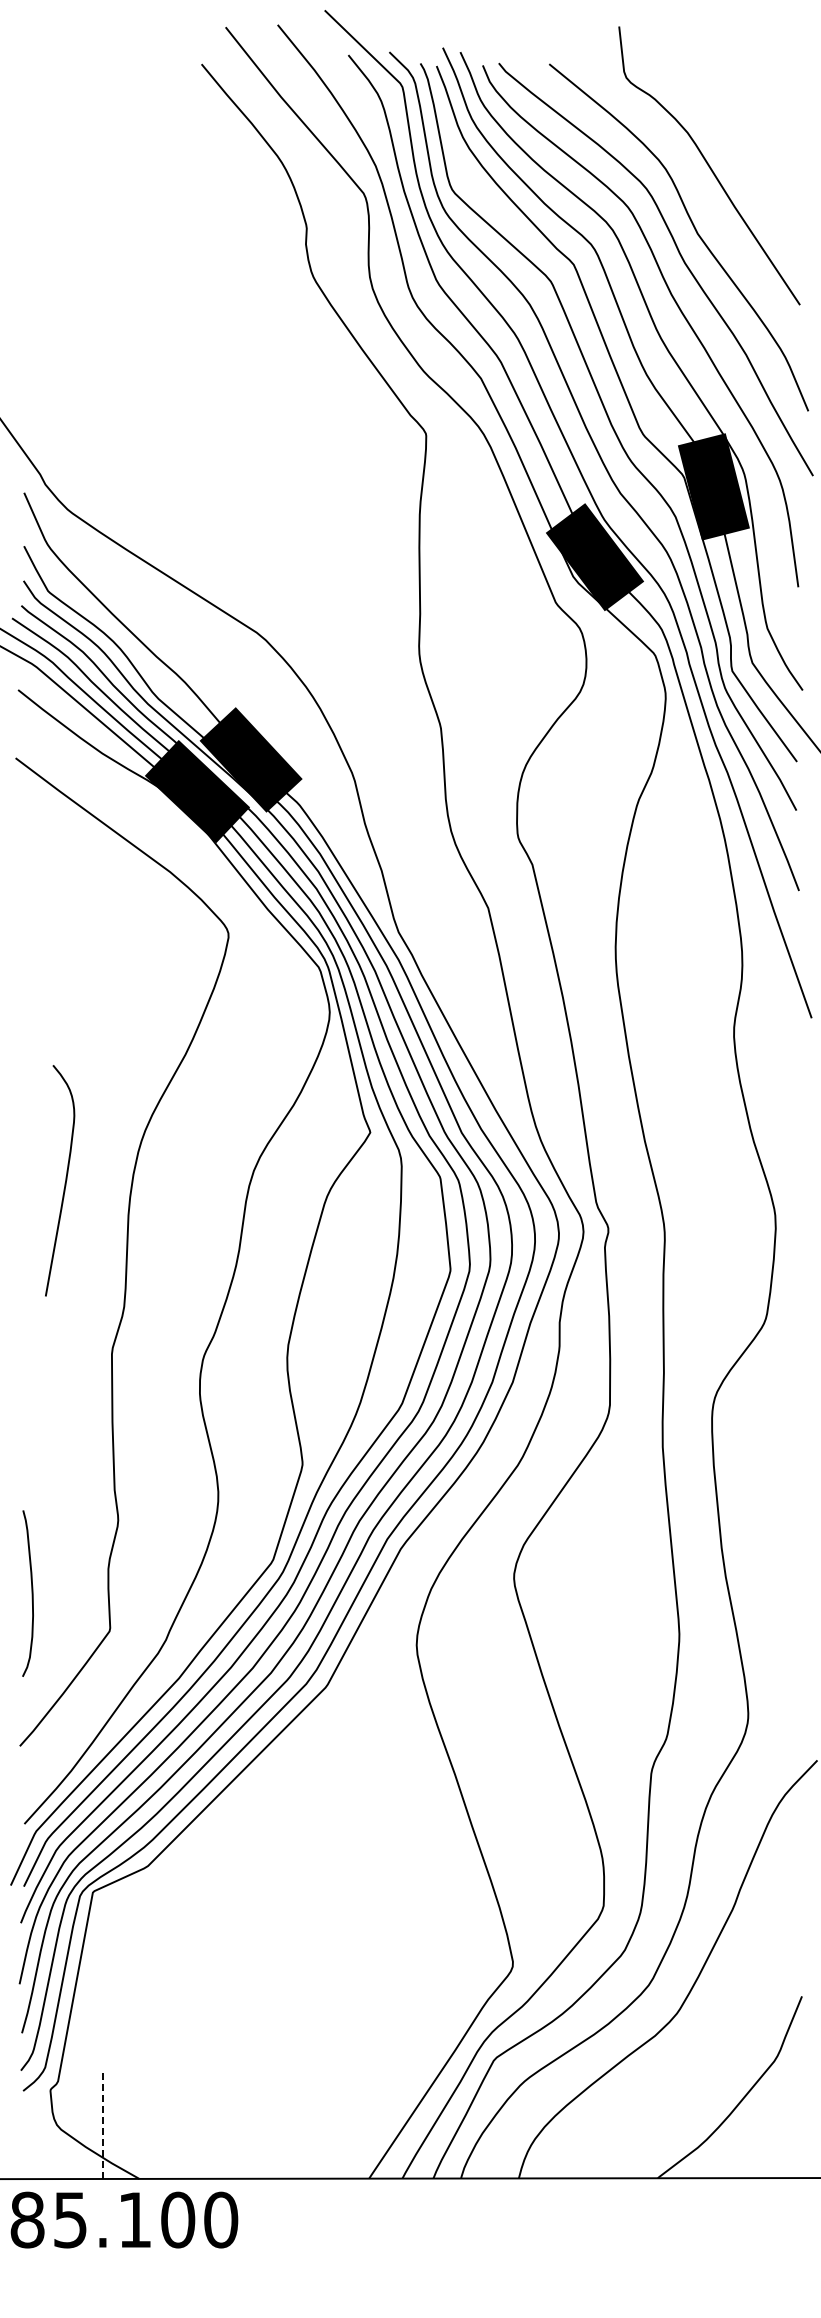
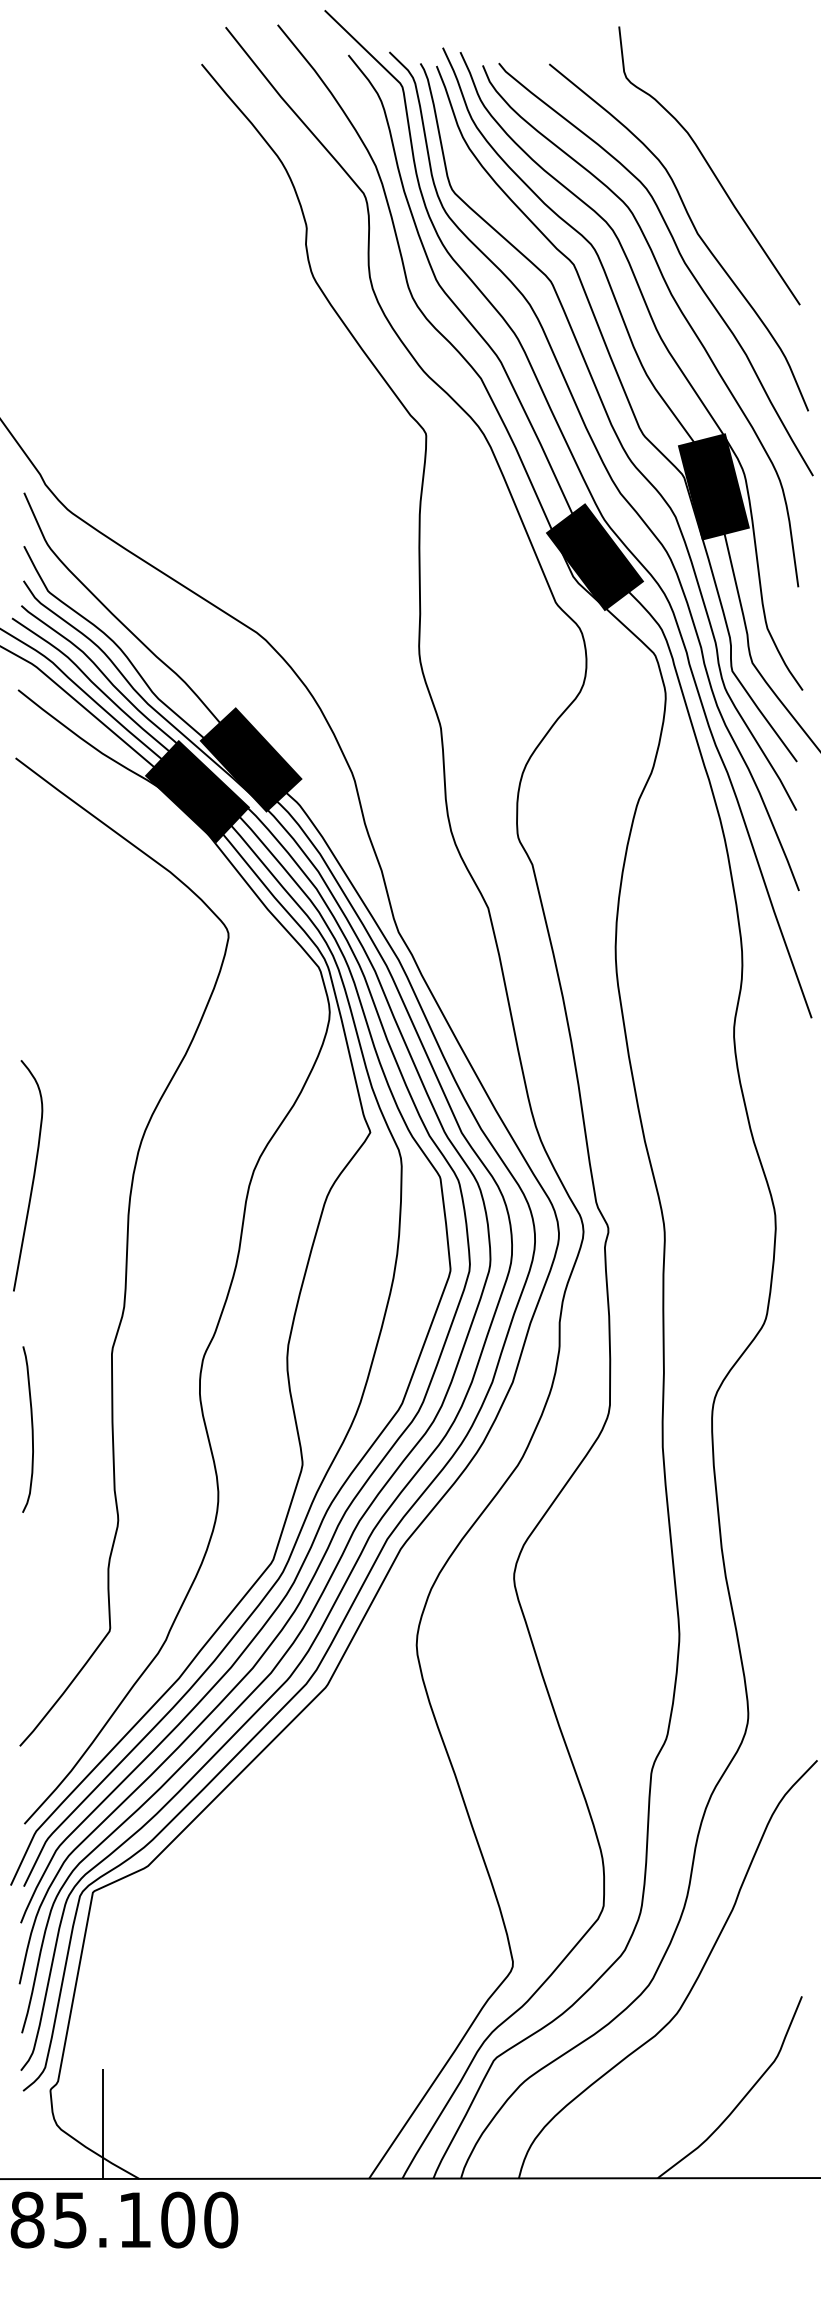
curve position: (65, 1180) -> (33, 1175) (33, 1175)
curve position: (31, 1593) -> (31, 1429) (31, 1429)
line: dashed -> solid (102, 2124)
